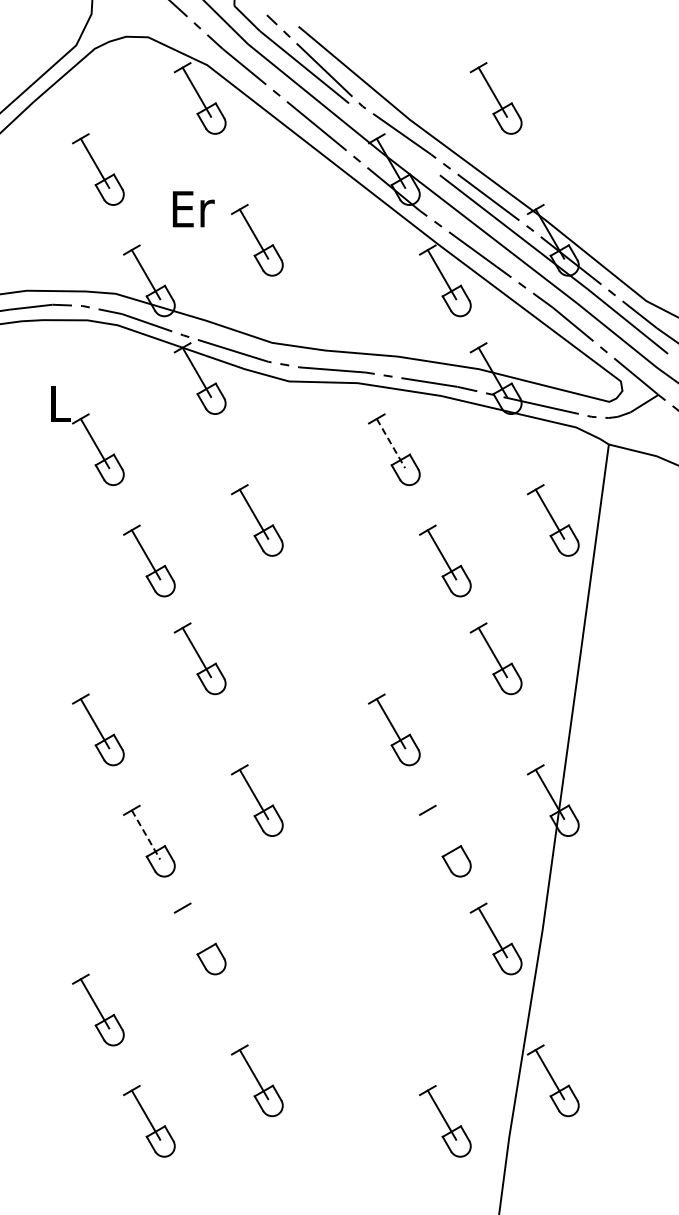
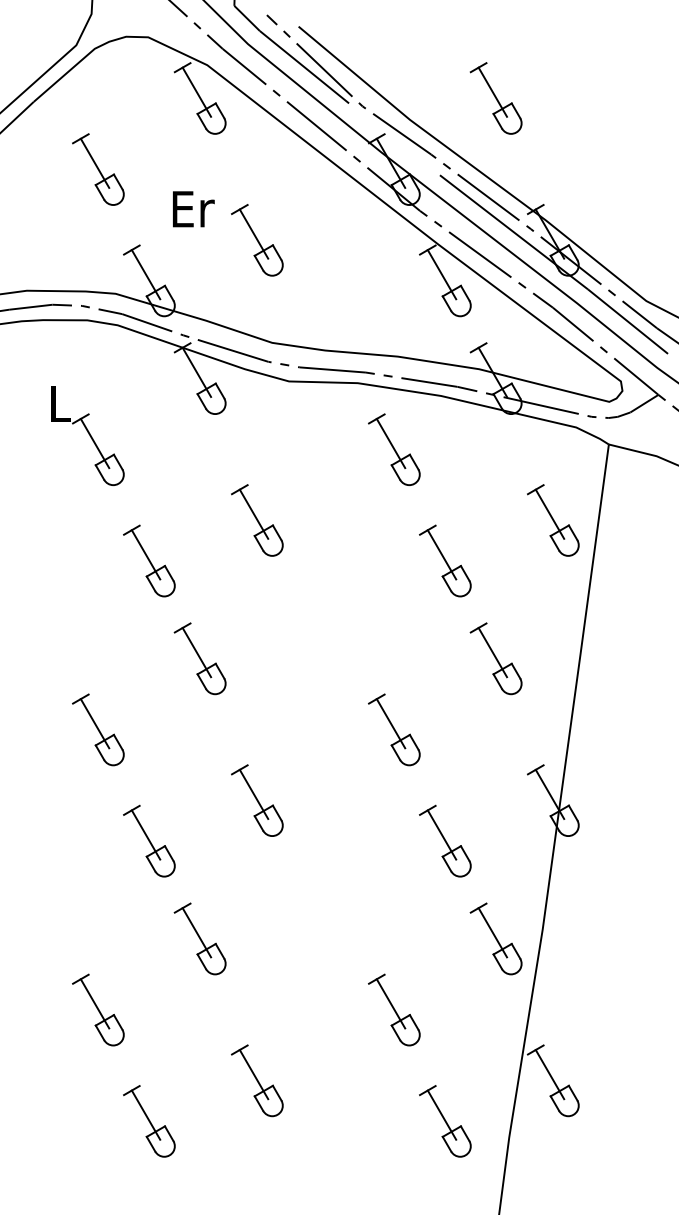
line: dashed -> solid (391, 443)
line: none -> present (441, 834)
line: dashed -> solid (146, 835)
line: none -> present (196, 932)
part: none -> present (394, 1009)
